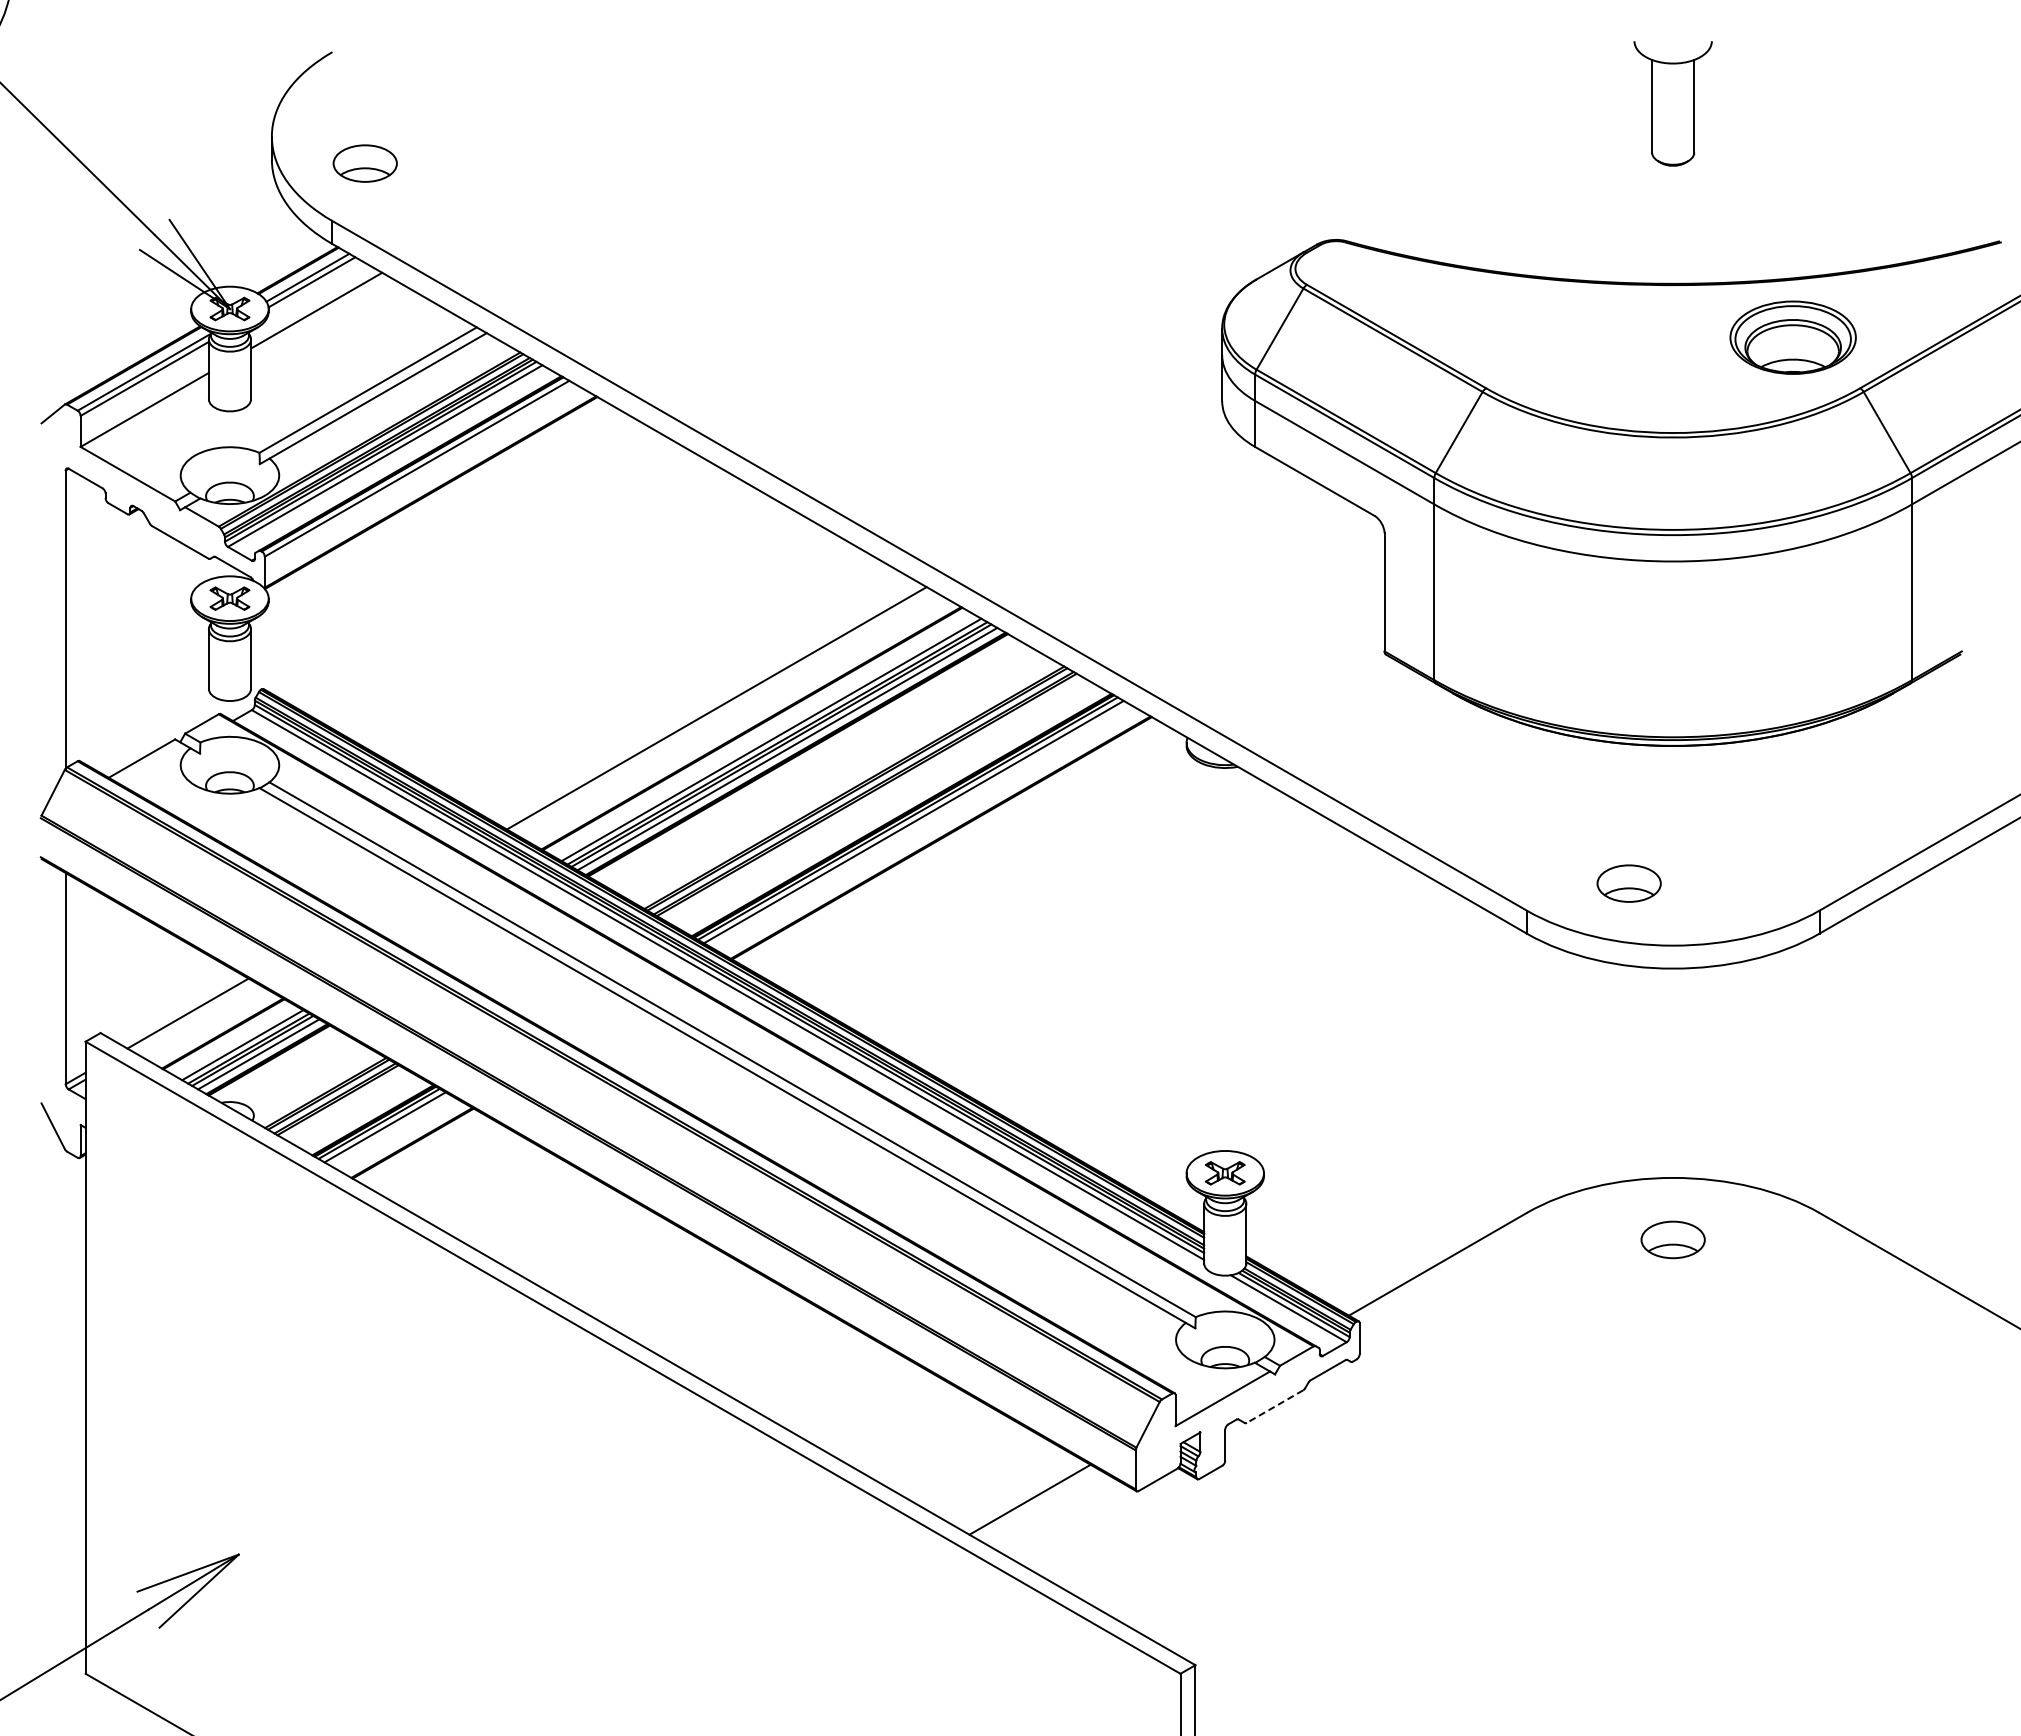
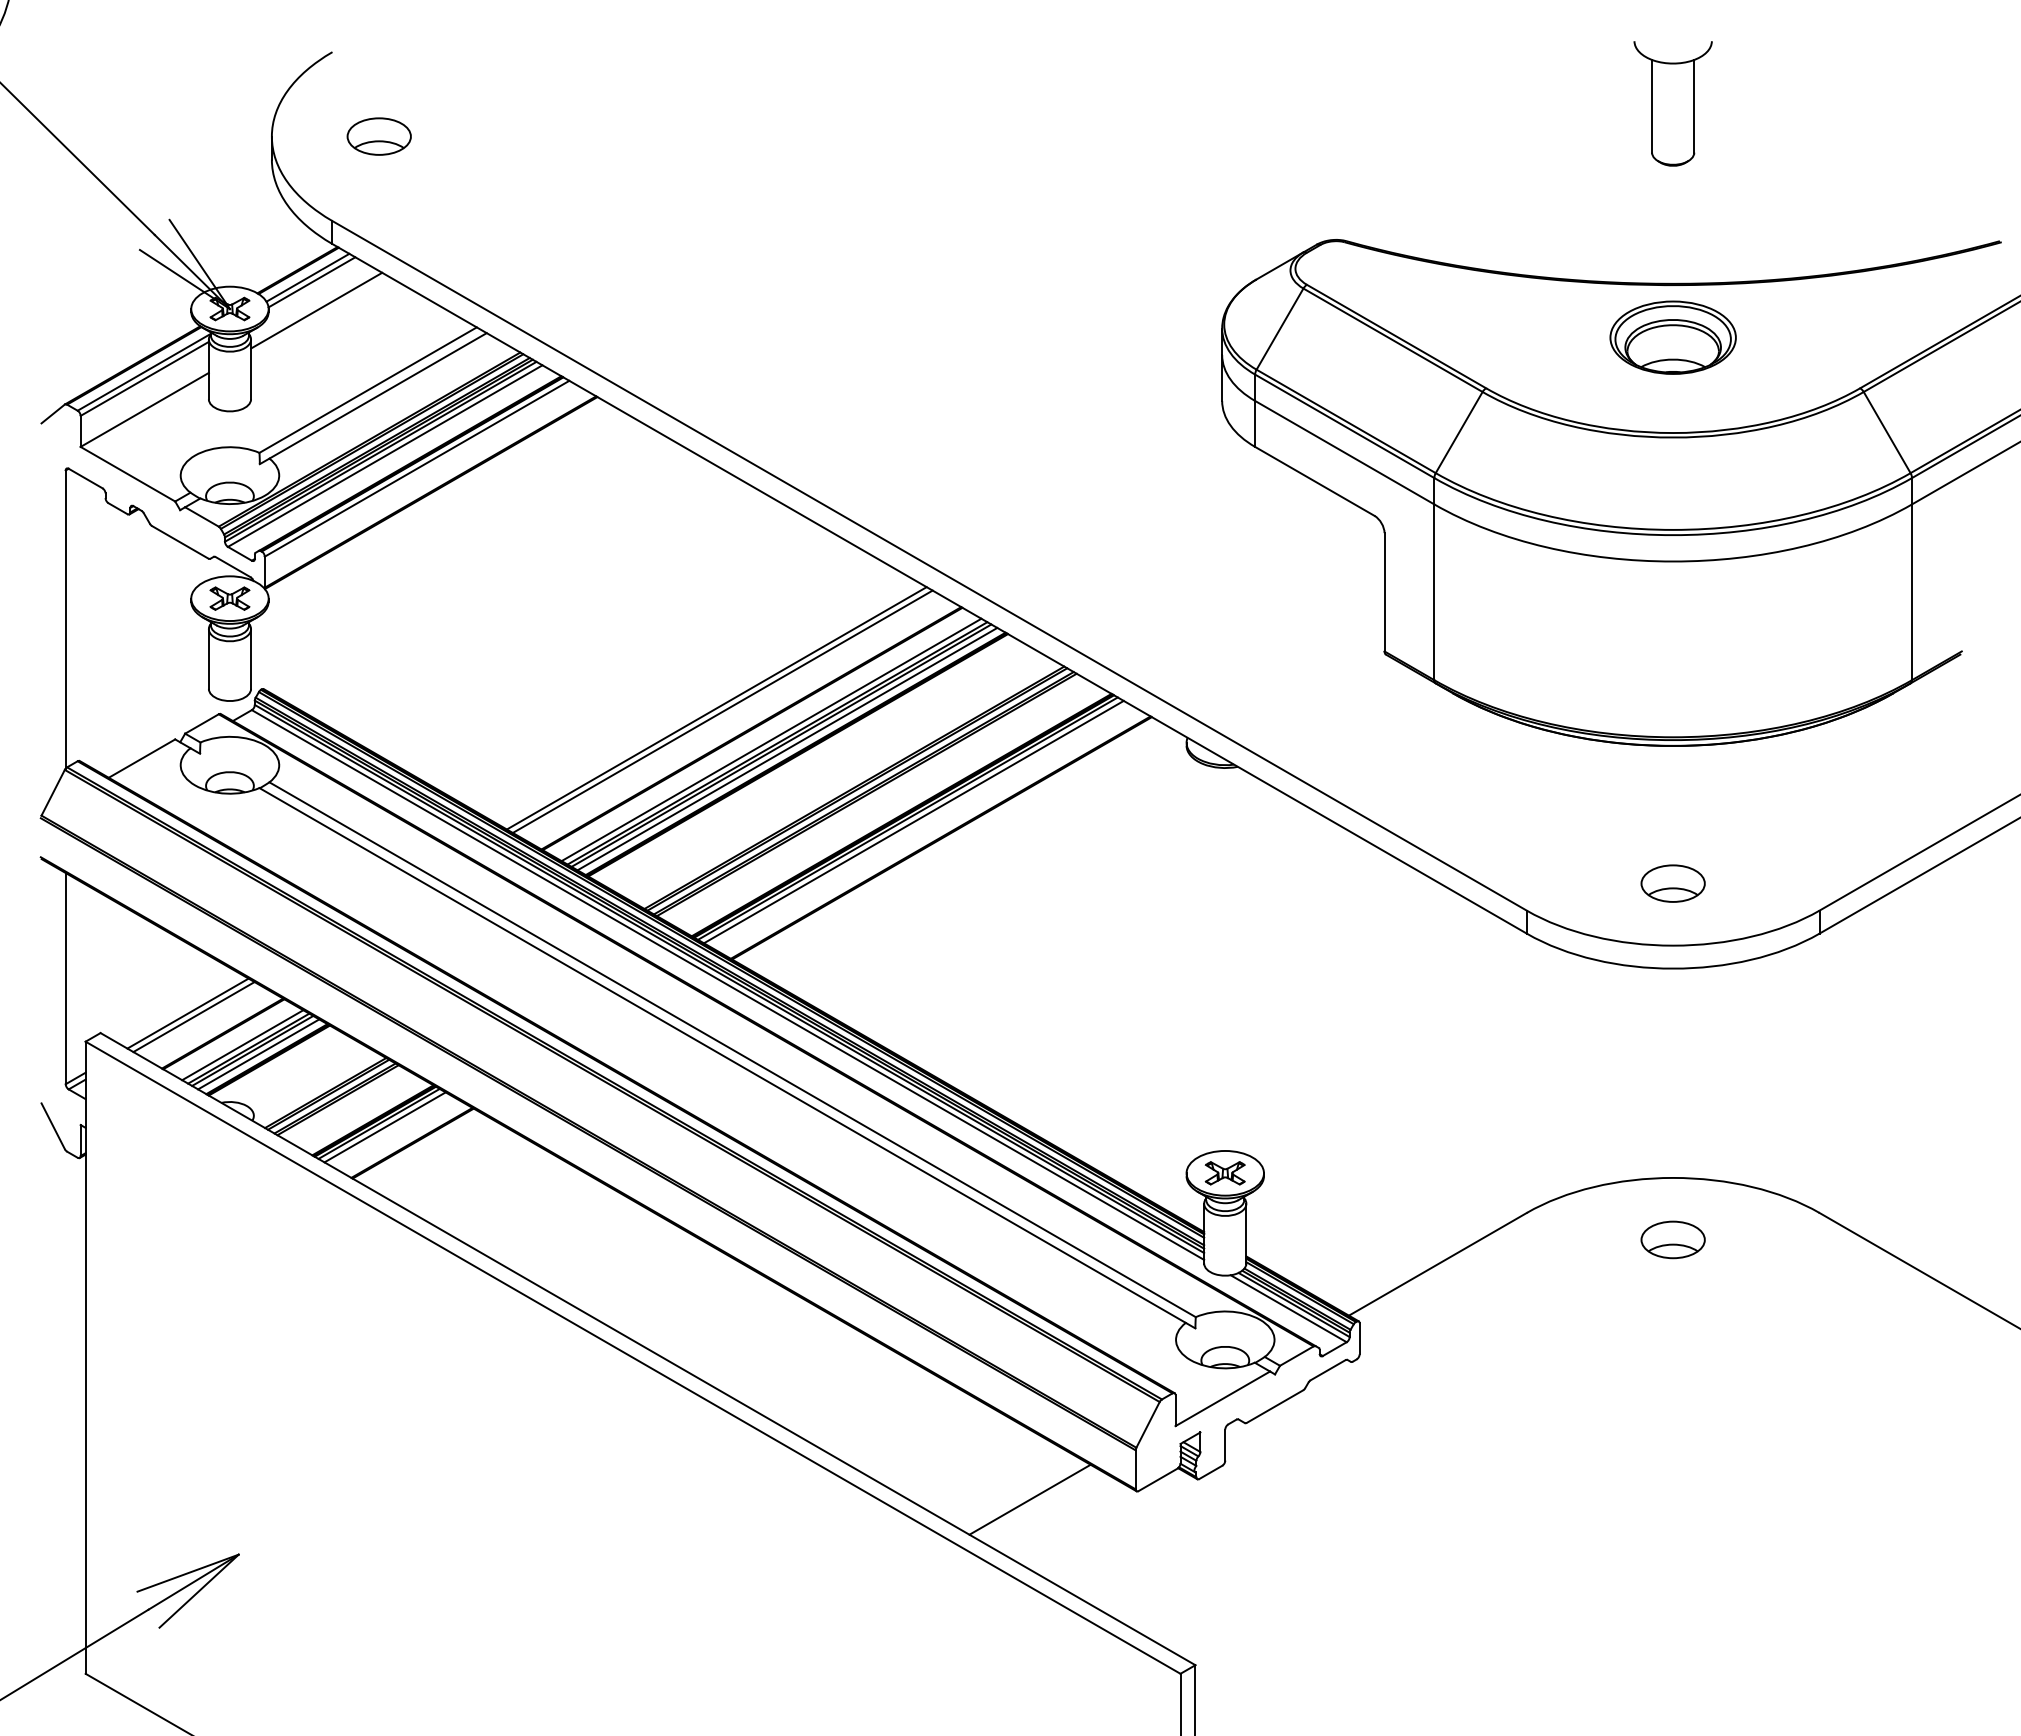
part position: (364, 163) -> (378, 136) (378, 136)
part position: (1792, 337) -> (1672, 337) (1672, 337)
line: none -> present (722, 711)
part position: (1628, 883) -> (1672, 883) (1672, 883)
line: none -> present (193, 1017)
line: dashed -> solid (1274, 1406)
